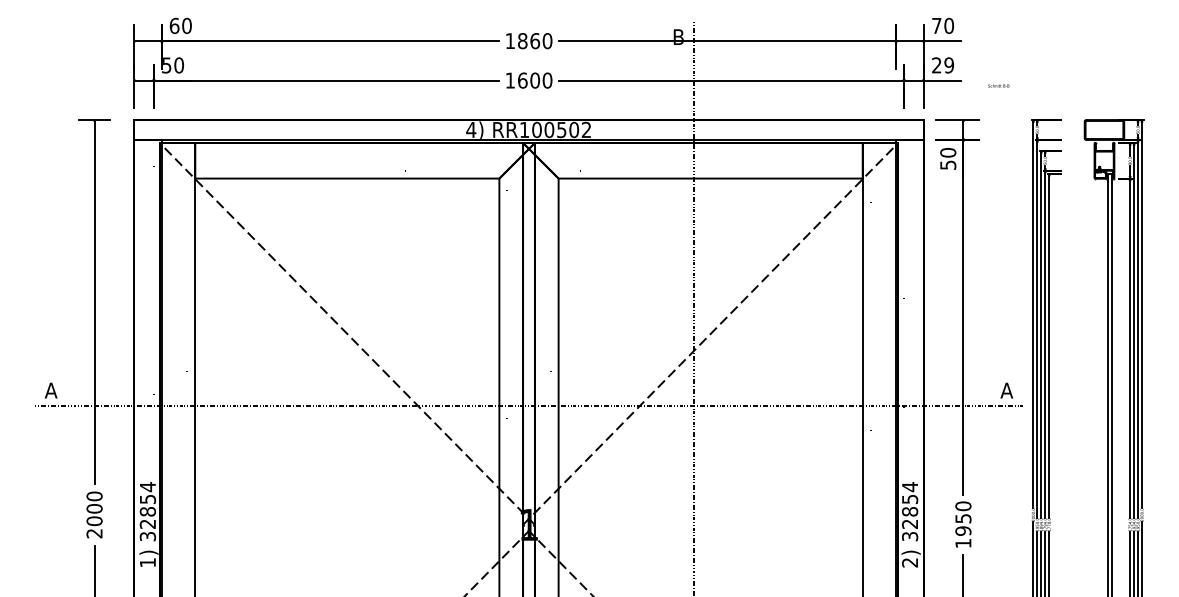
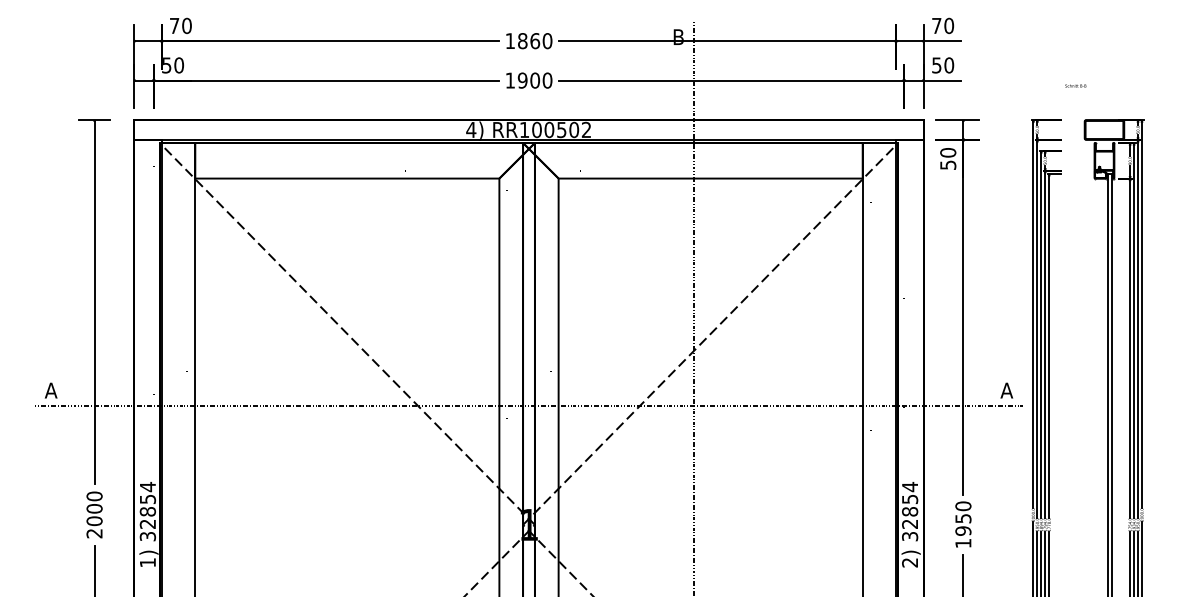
text: 60 -> 70 (174, 25)
text: 29 -> 50 (942, 65)
text: 1600 -> 1900 (522, 80)
text position: (998, 85) -> (1075, 85) (1075, 85)
